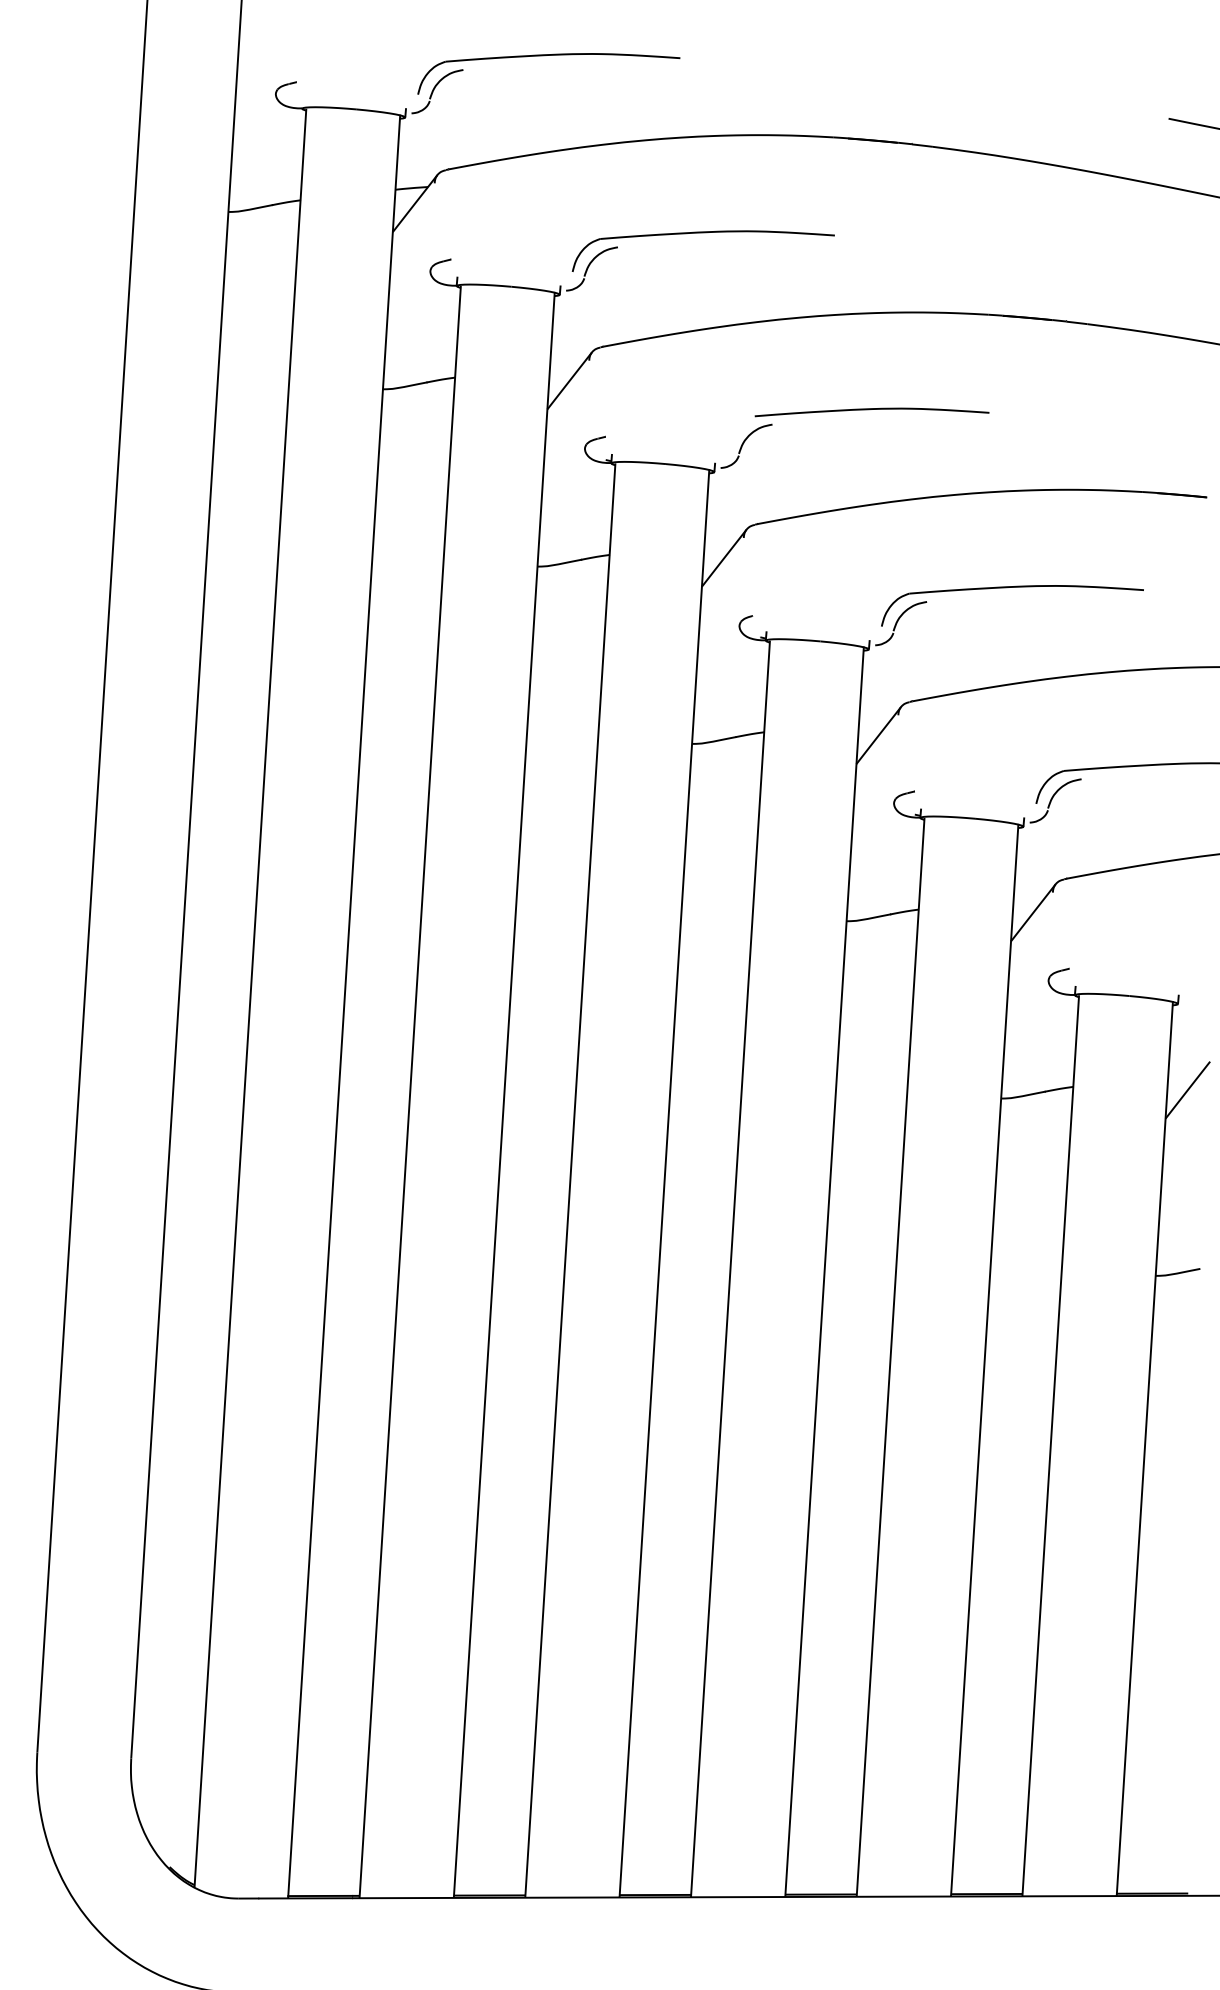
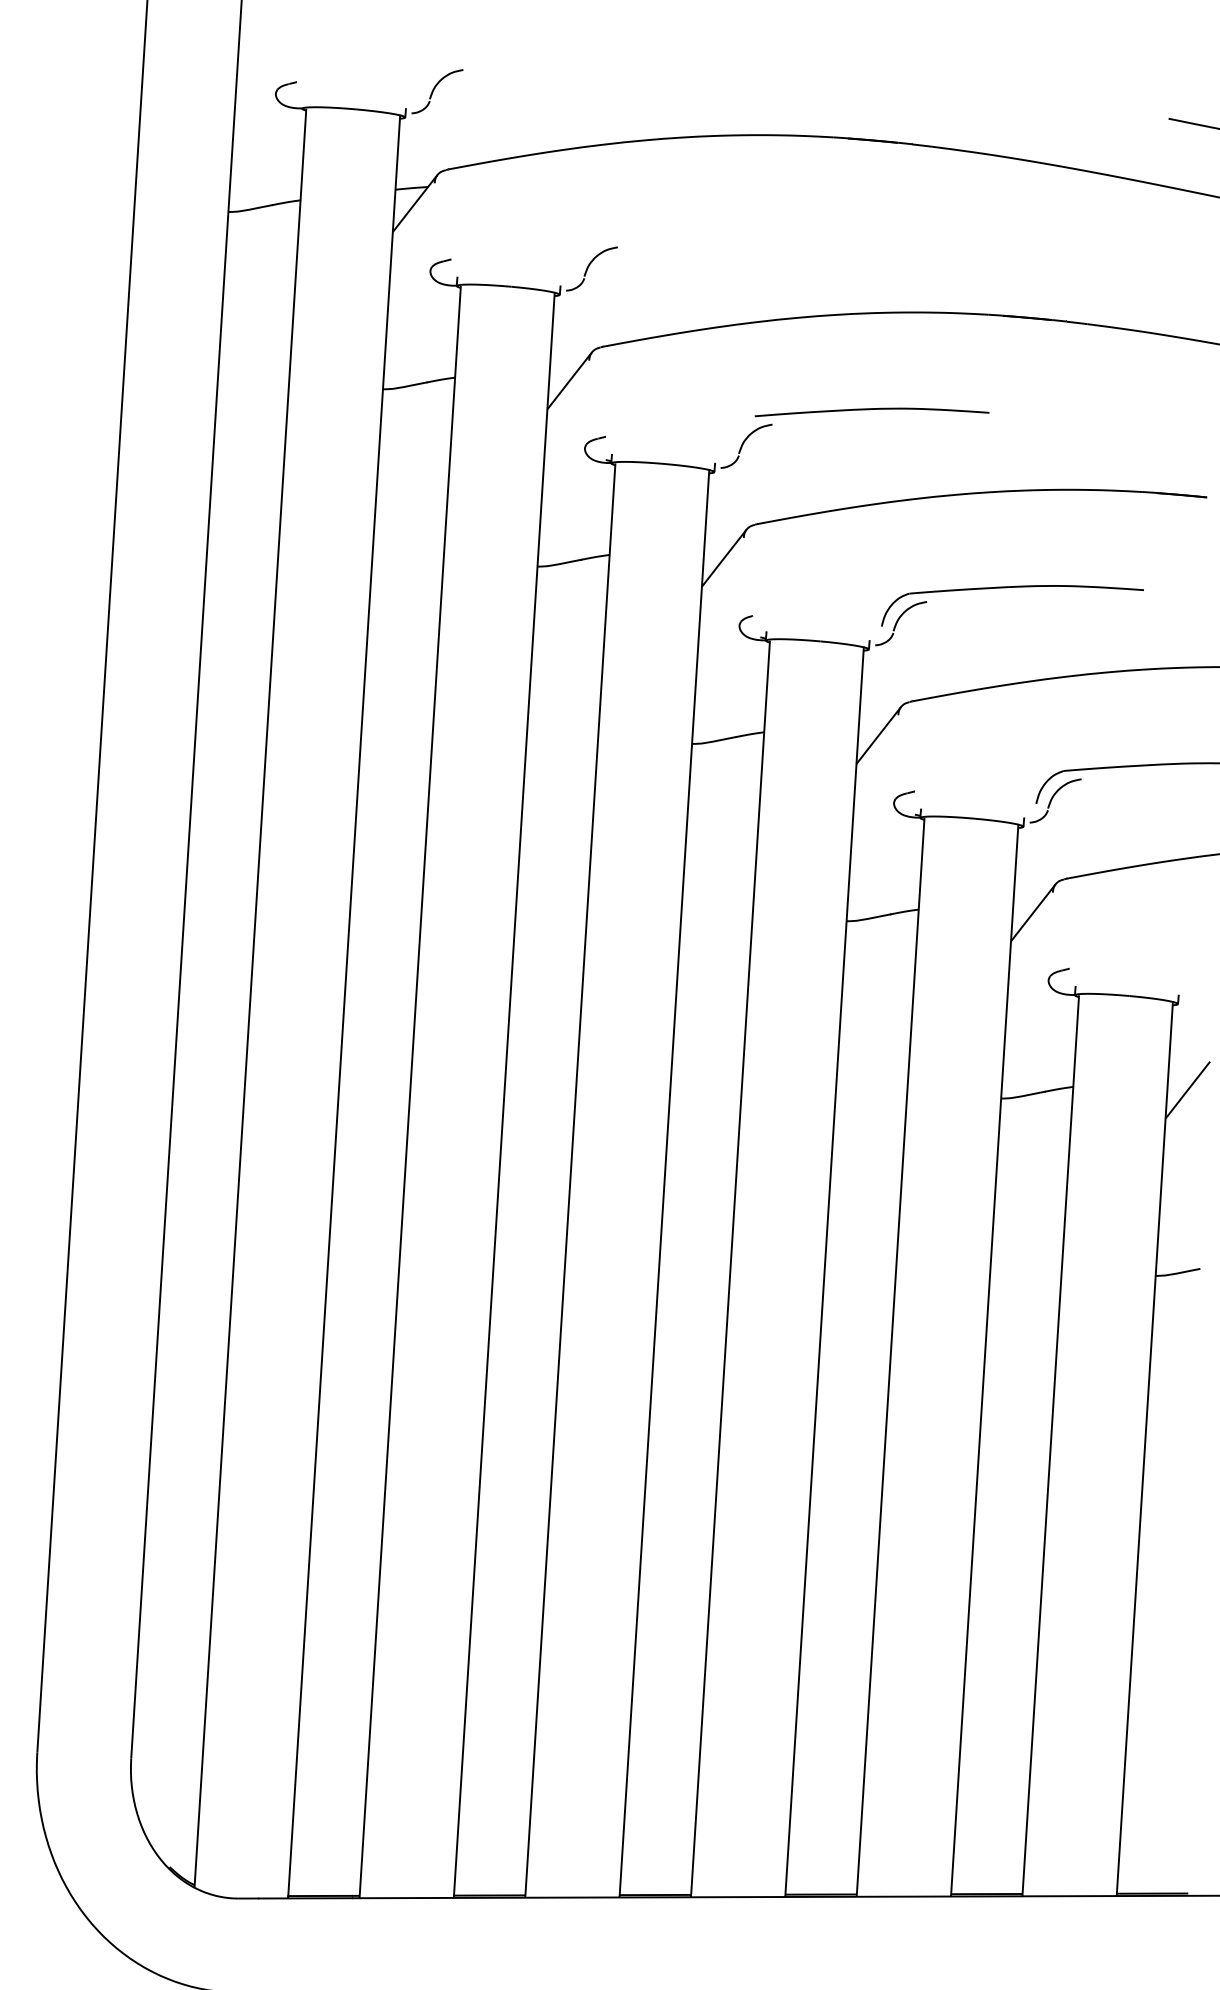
part: present -> none (544, 56)
part: present -> none (702, 233)
